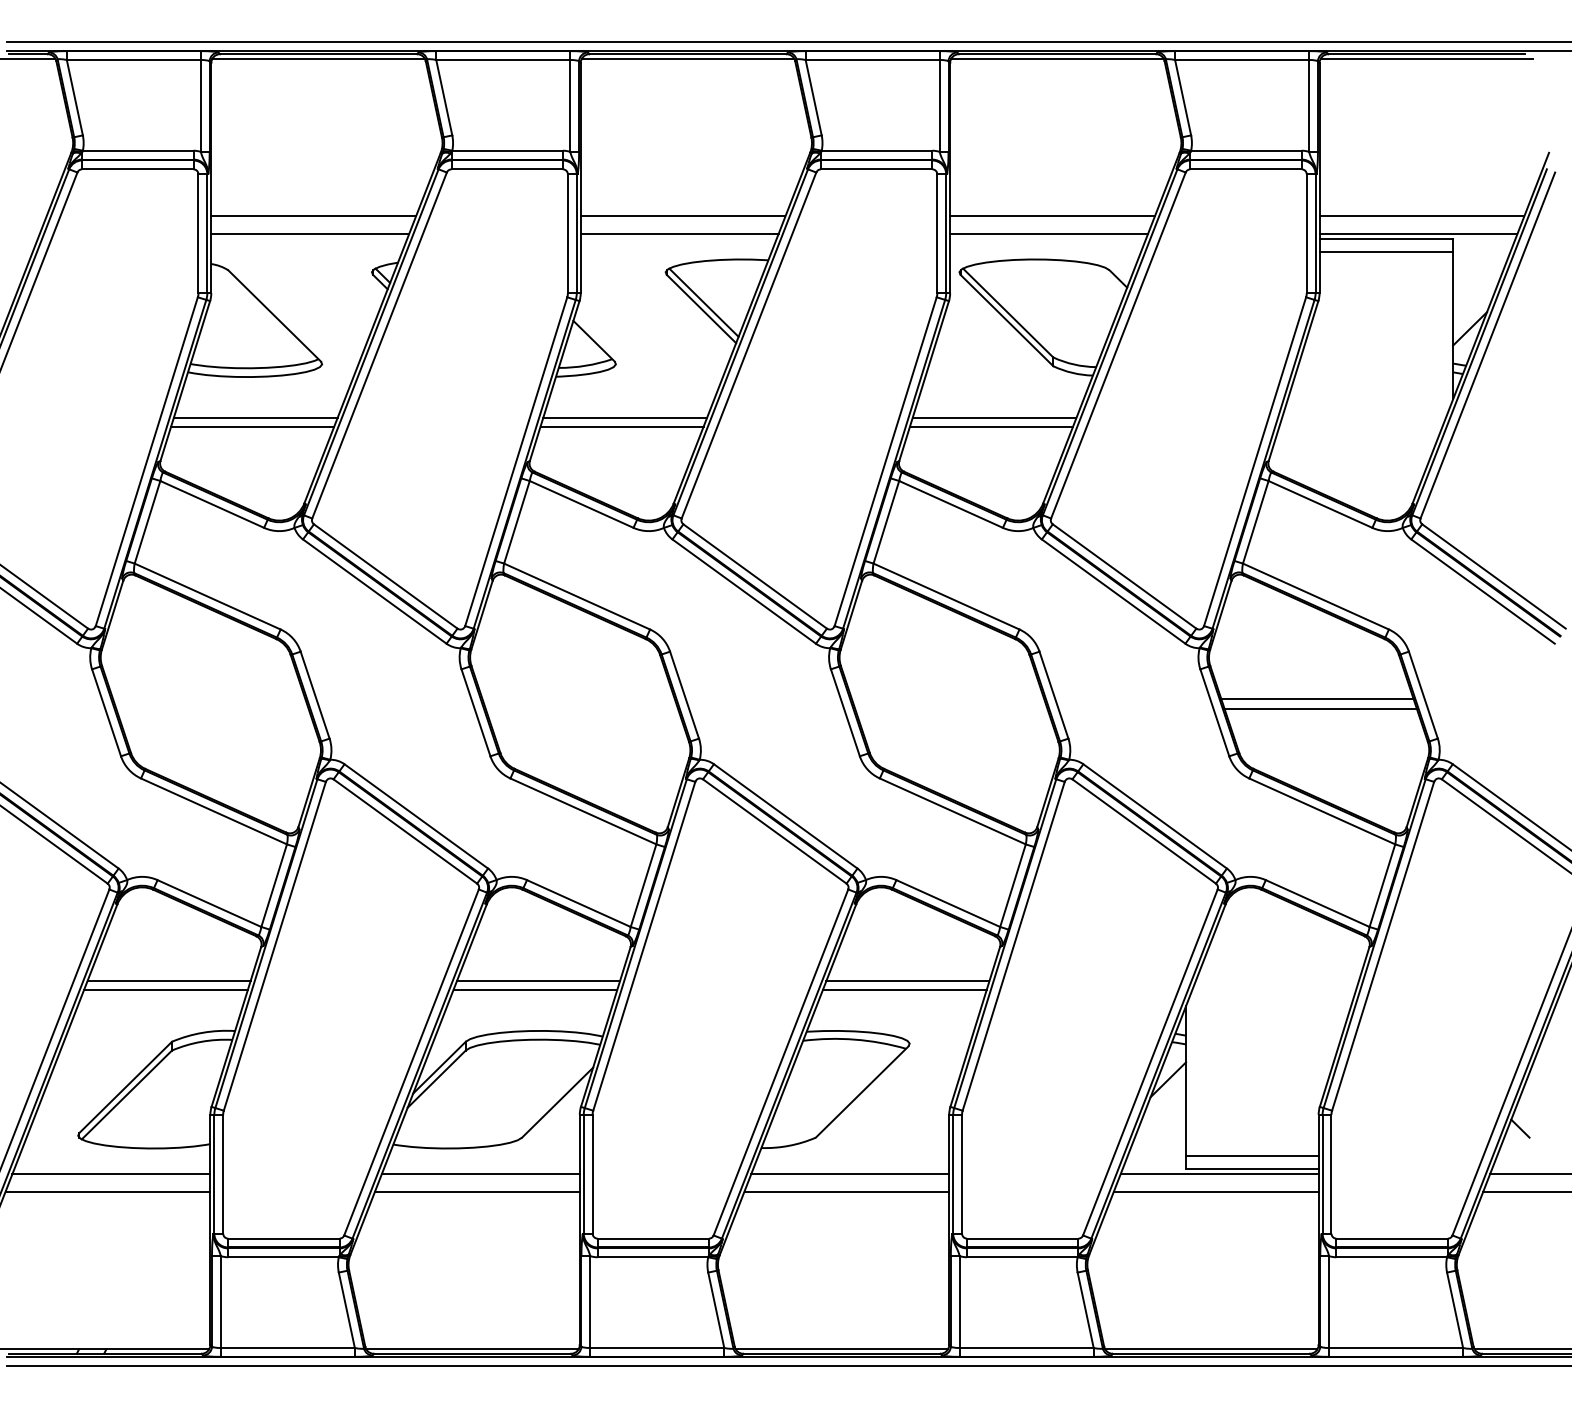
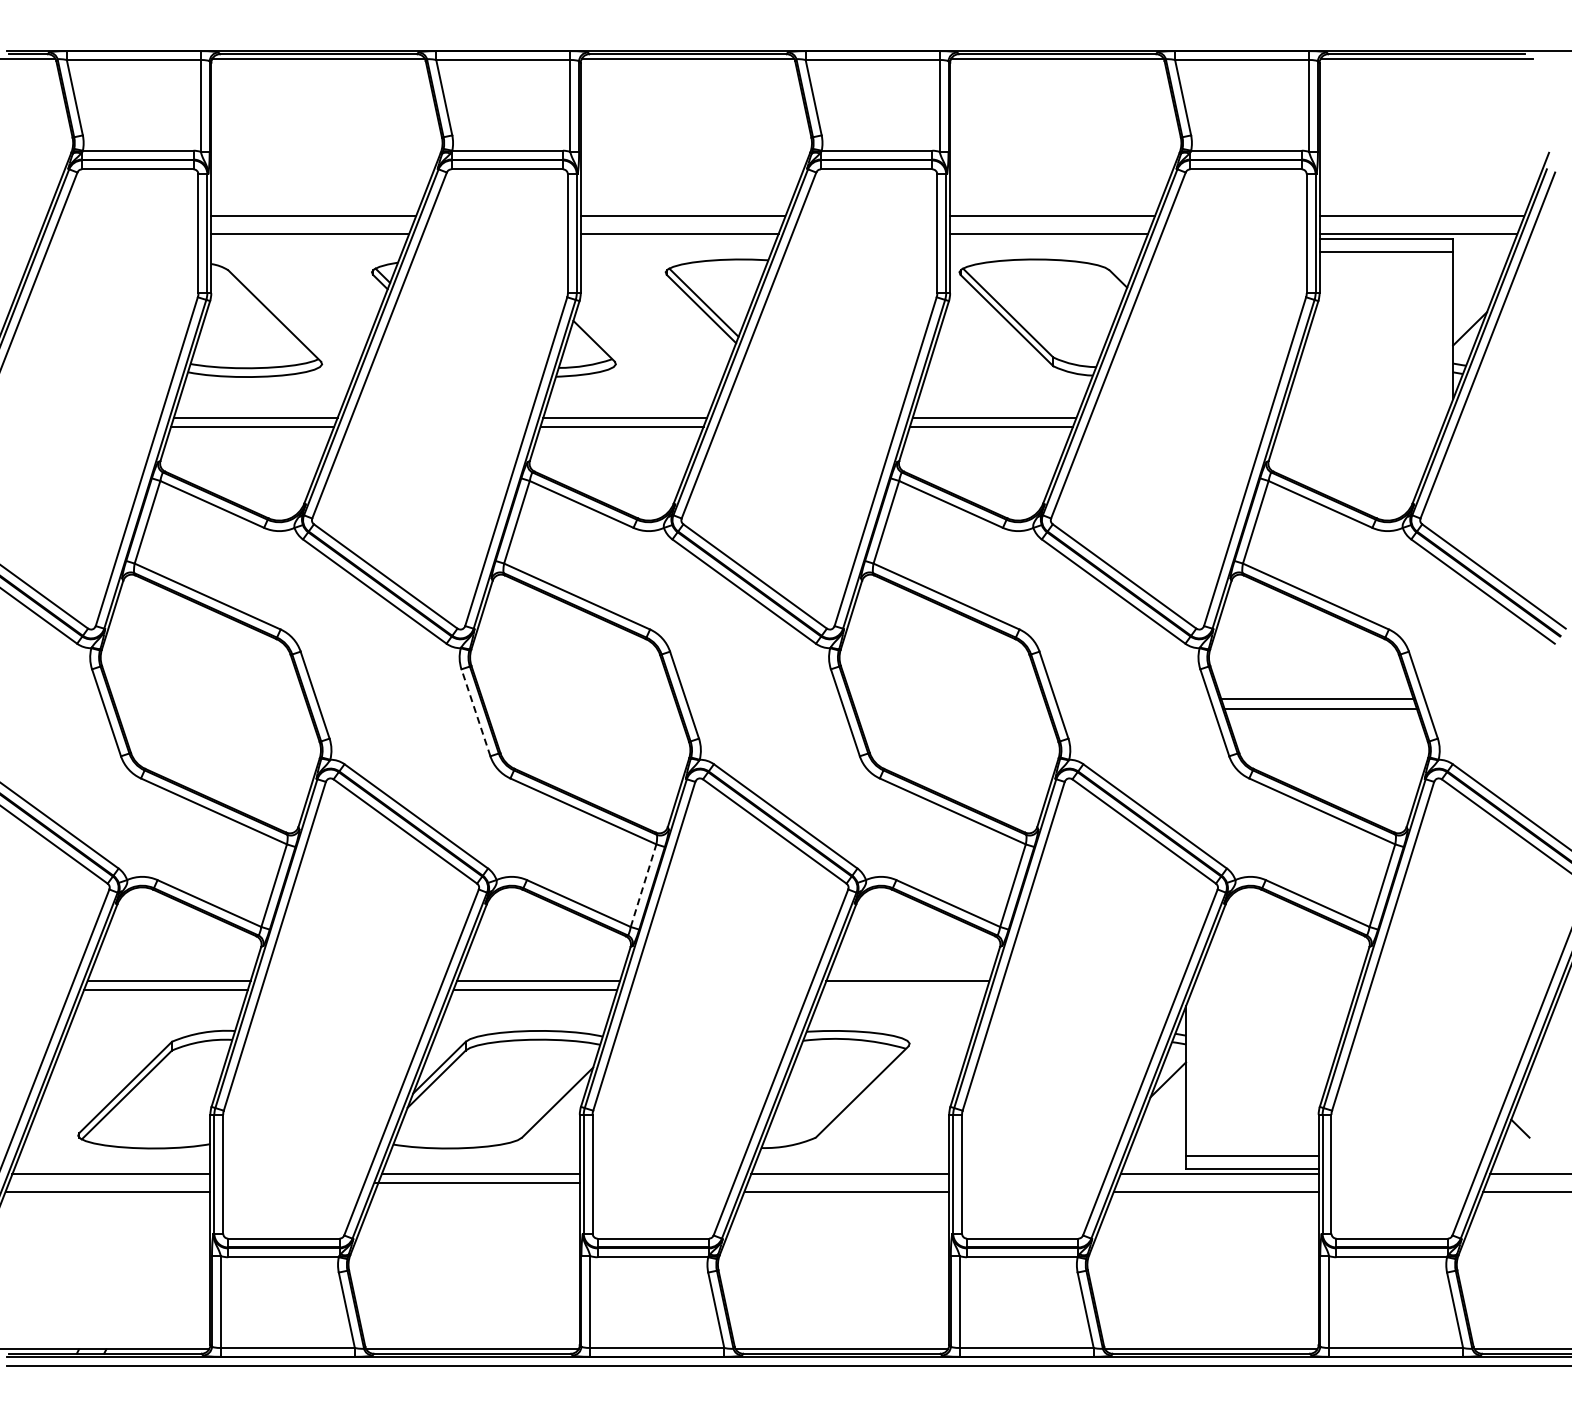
line: present -> none (787, 42)
line: solid -> dashed (475, 712)
line: solid -> dashed (643, 885)
line: present -> none (904, 989)
line position: (477, 1191) -> (477, 1182) (477, 1182)
